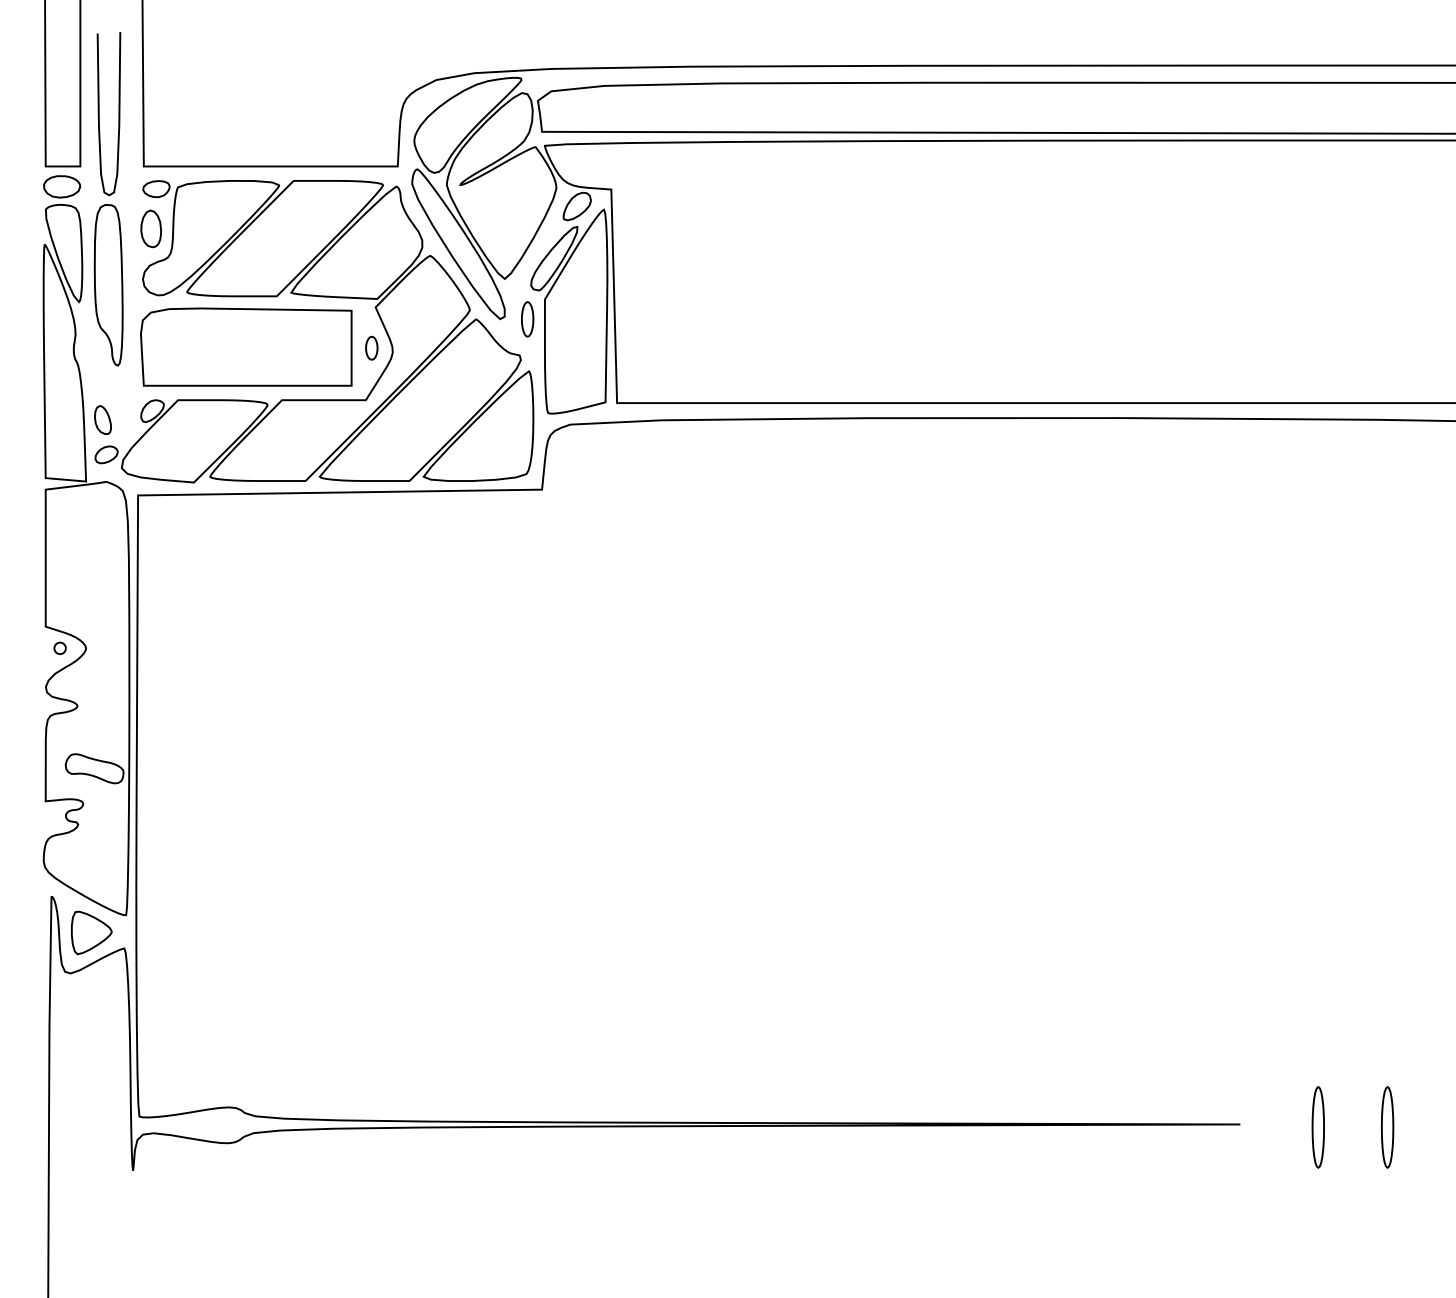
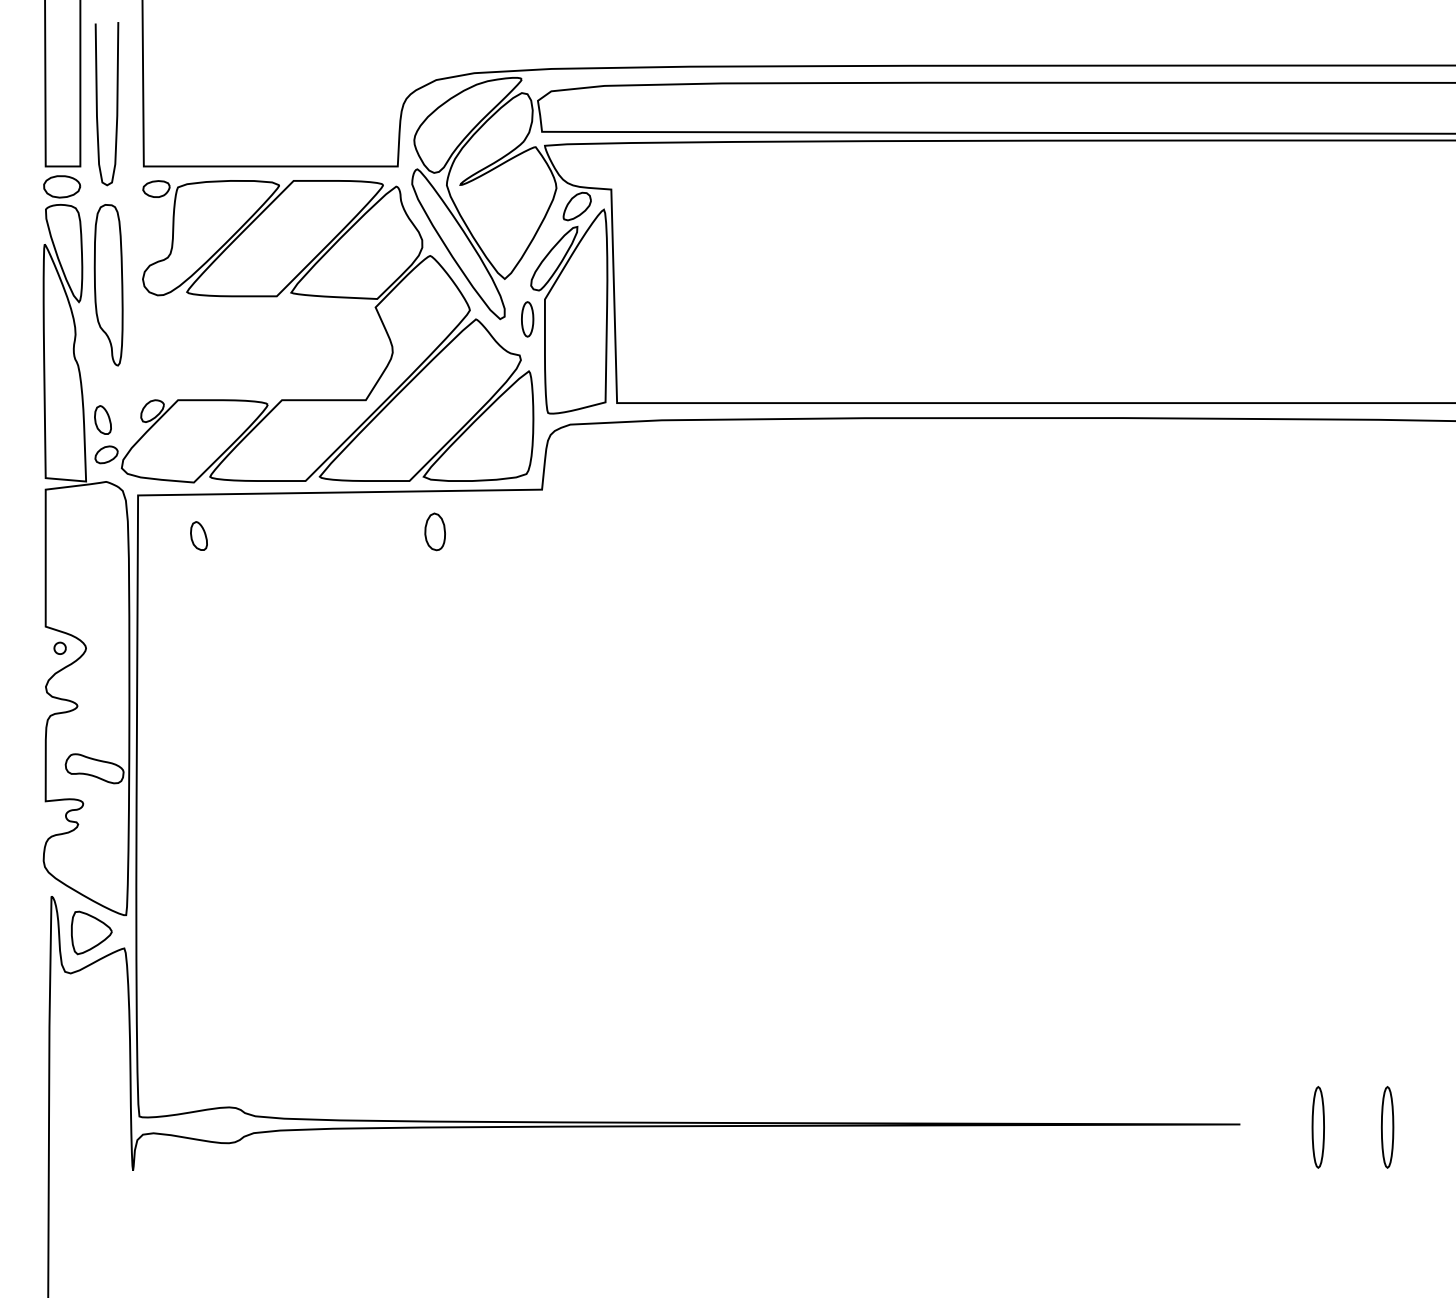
curve position: (99, 114) -> (97, 104) (97, 104)
part position: (150, 228) -> (434, 531) (434, 531)
part: present -> none (246, 346)
part: present -> none (371, 347)
part: none -> present (198, 535)
